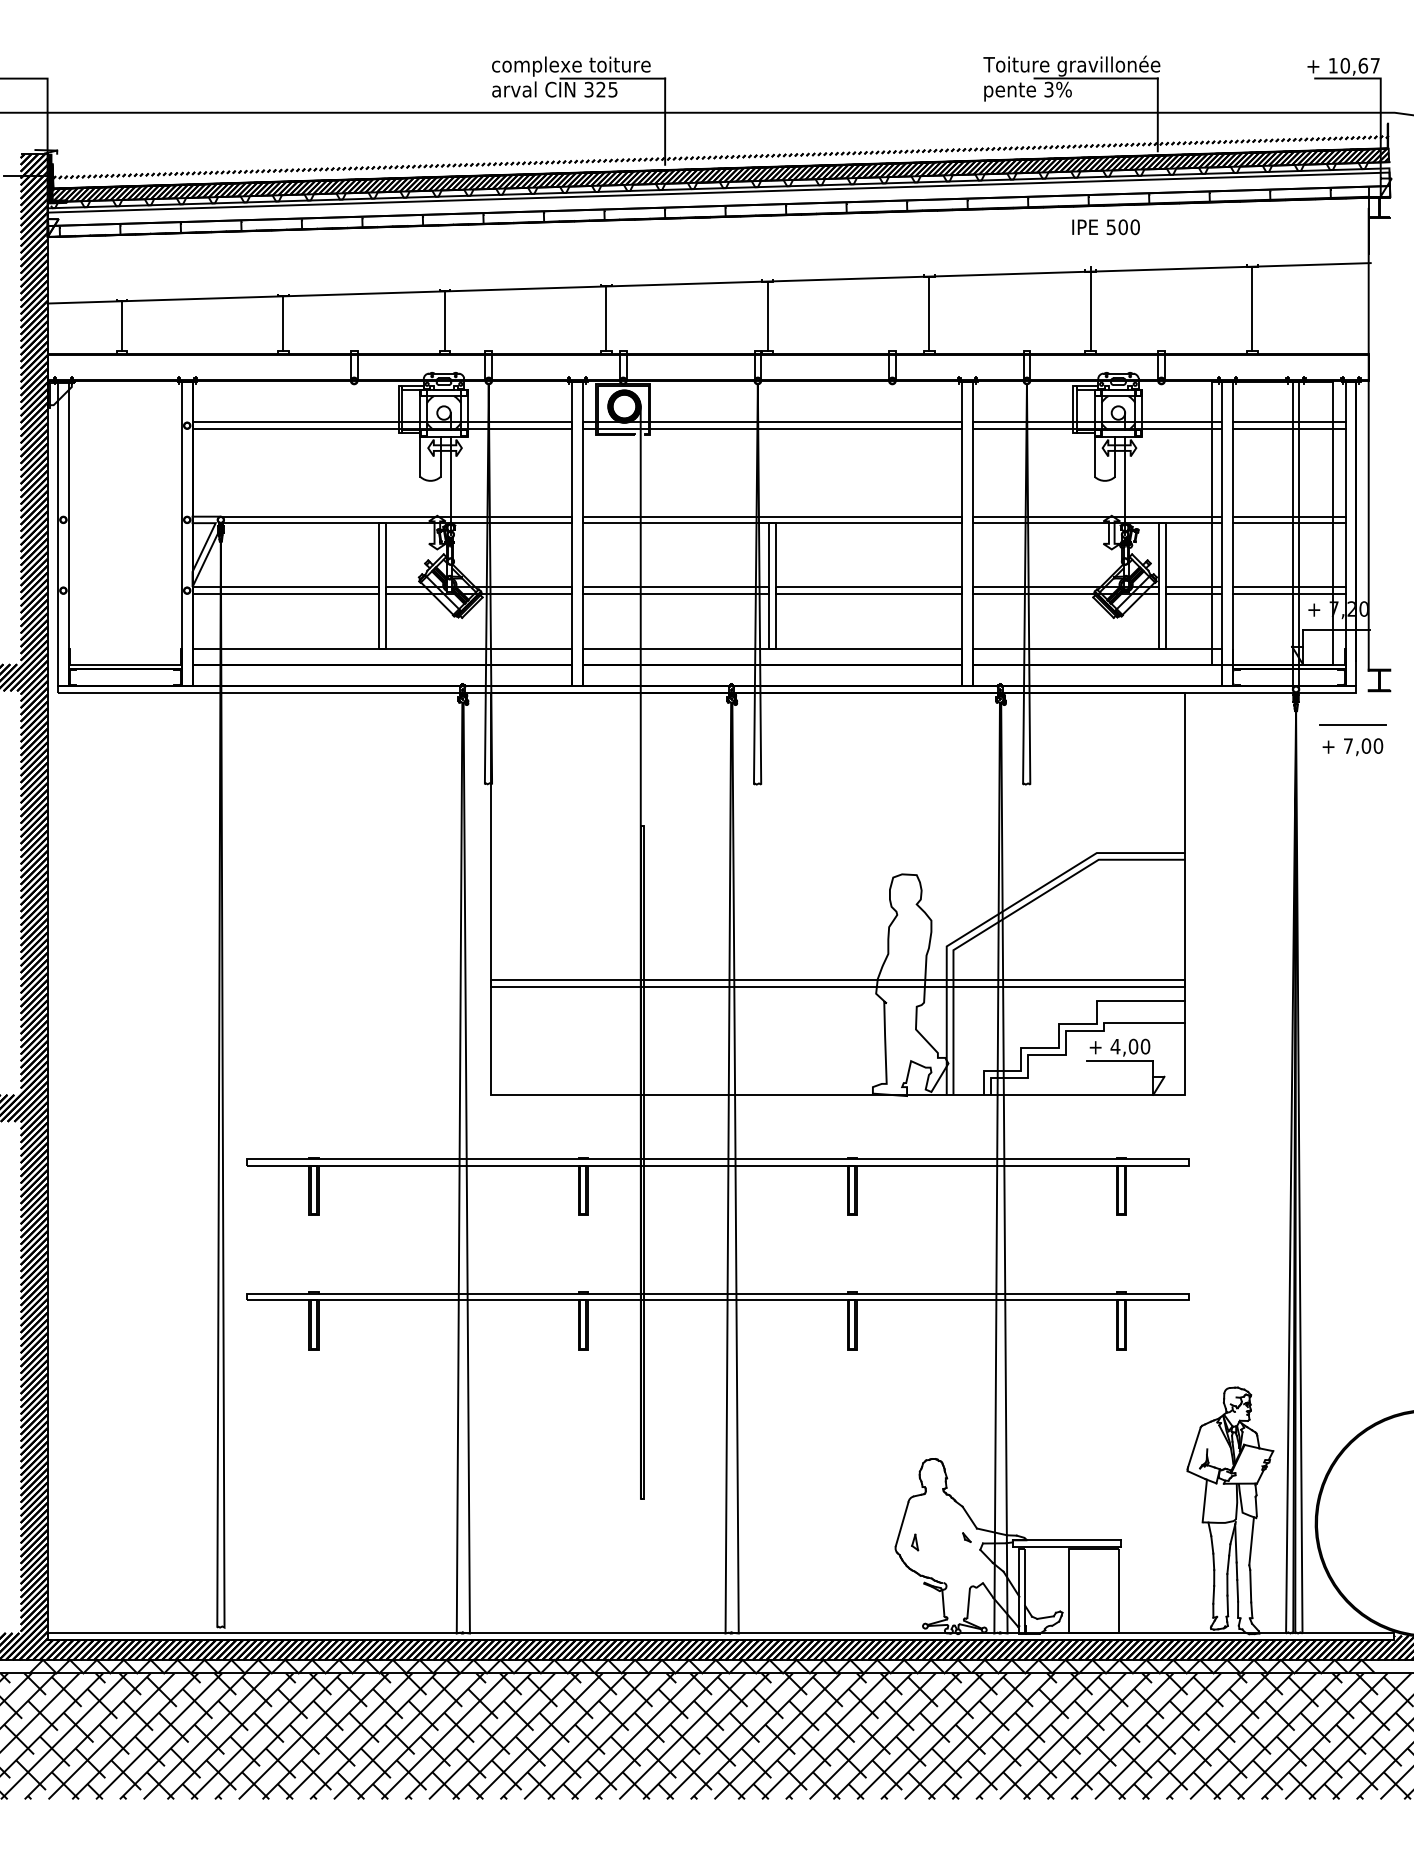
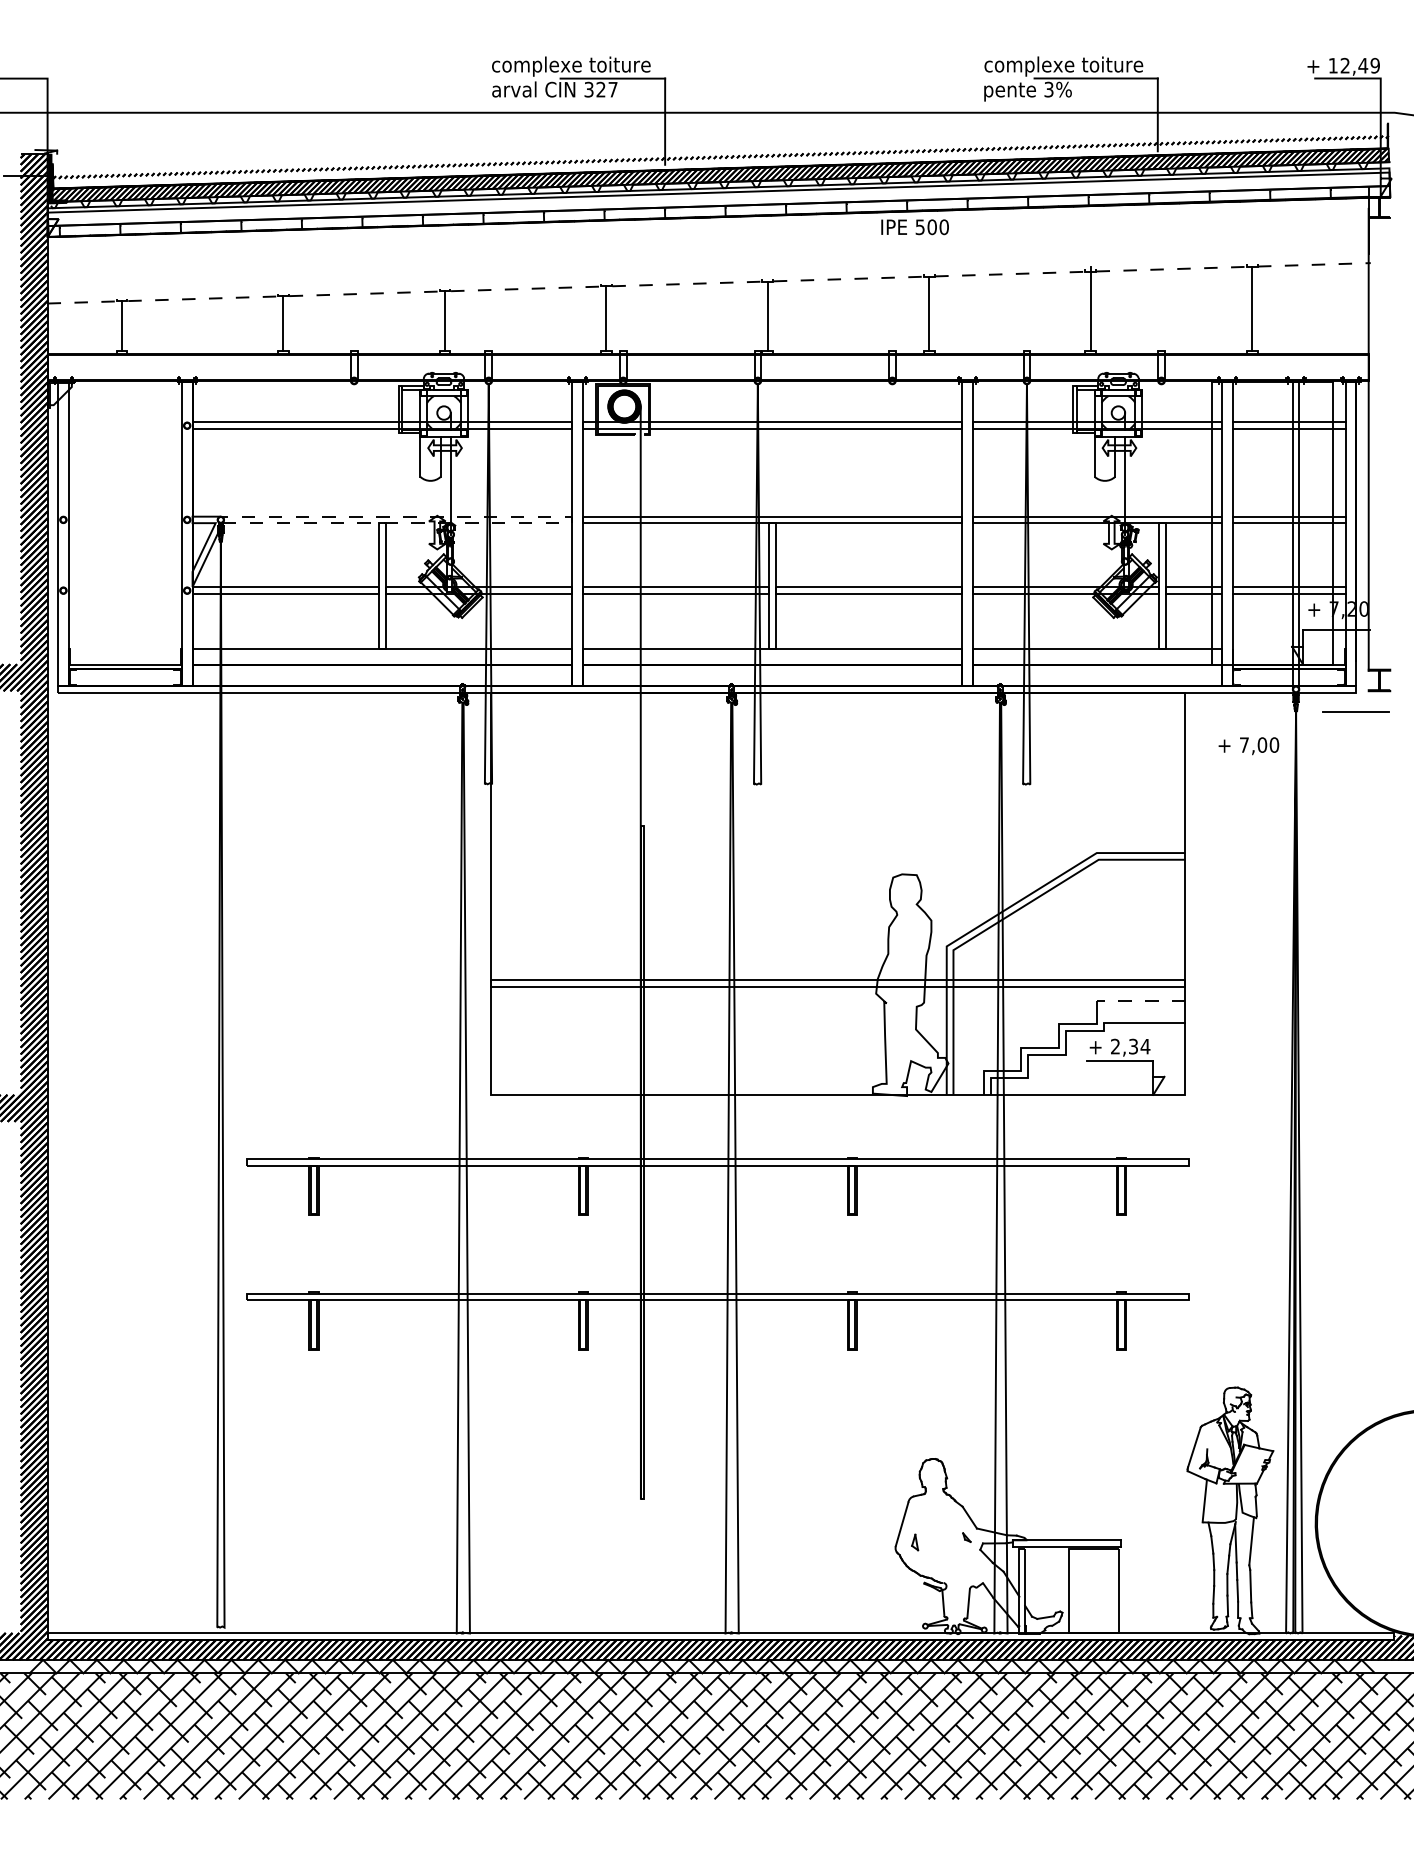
text: Toiture gravillonée -> complexe toiture (1071, 65)
text: 10,67 -> 12,49 (1359, 65)
text: 325 -> 327 (612, 89)
text position: (1105, 227) -> (914, 227) (914, 227)
line: solid -> dashed (709, 283)
line: solid -> dashed (572, 518)
line position: (1352, 724) -> (1355, 711) (1355, 711)
text position: (1352, 747) -> (1248, 746) (1248, 746)
line: solid -> dashed (1140, 1001)
text: 4,00 -> 2,34 (1130, 1046)
